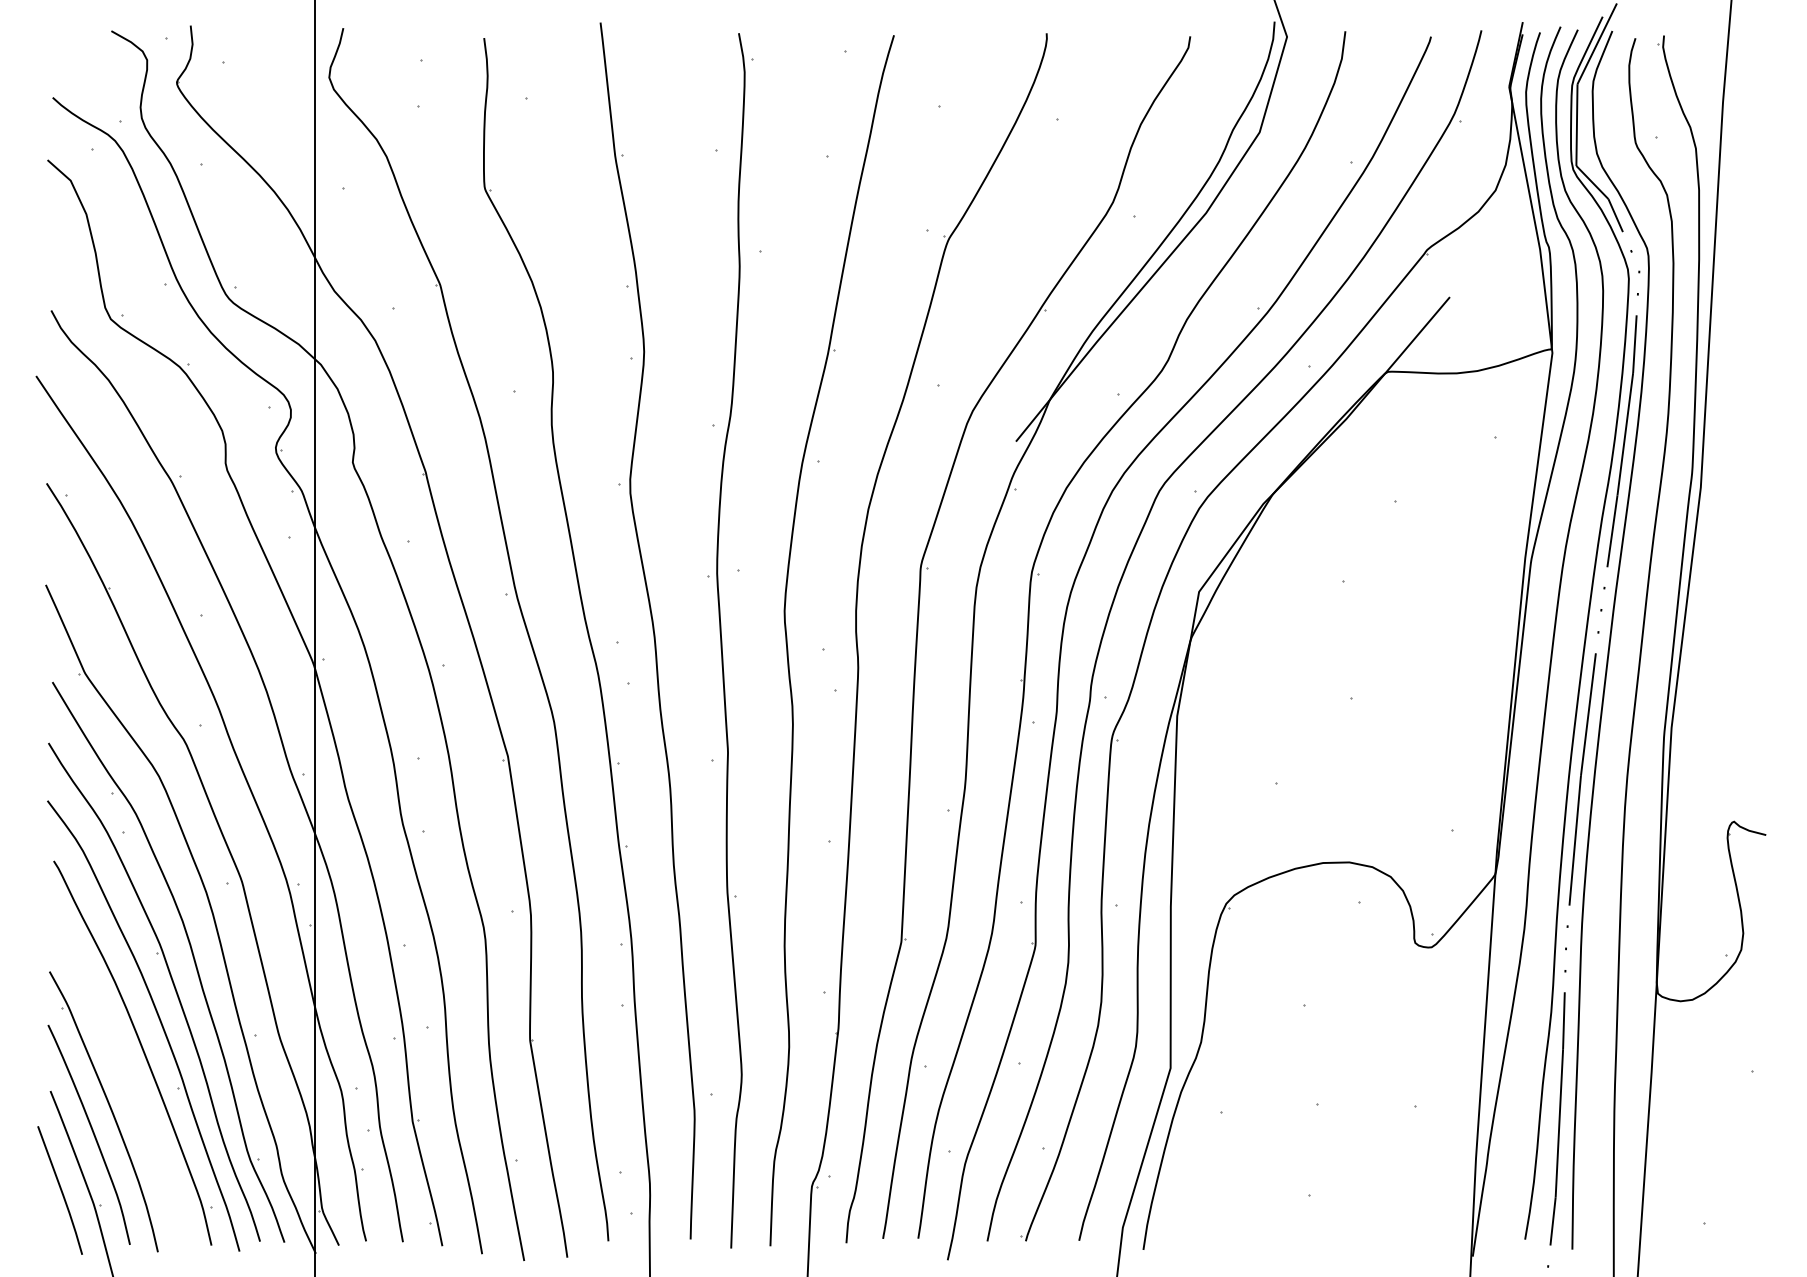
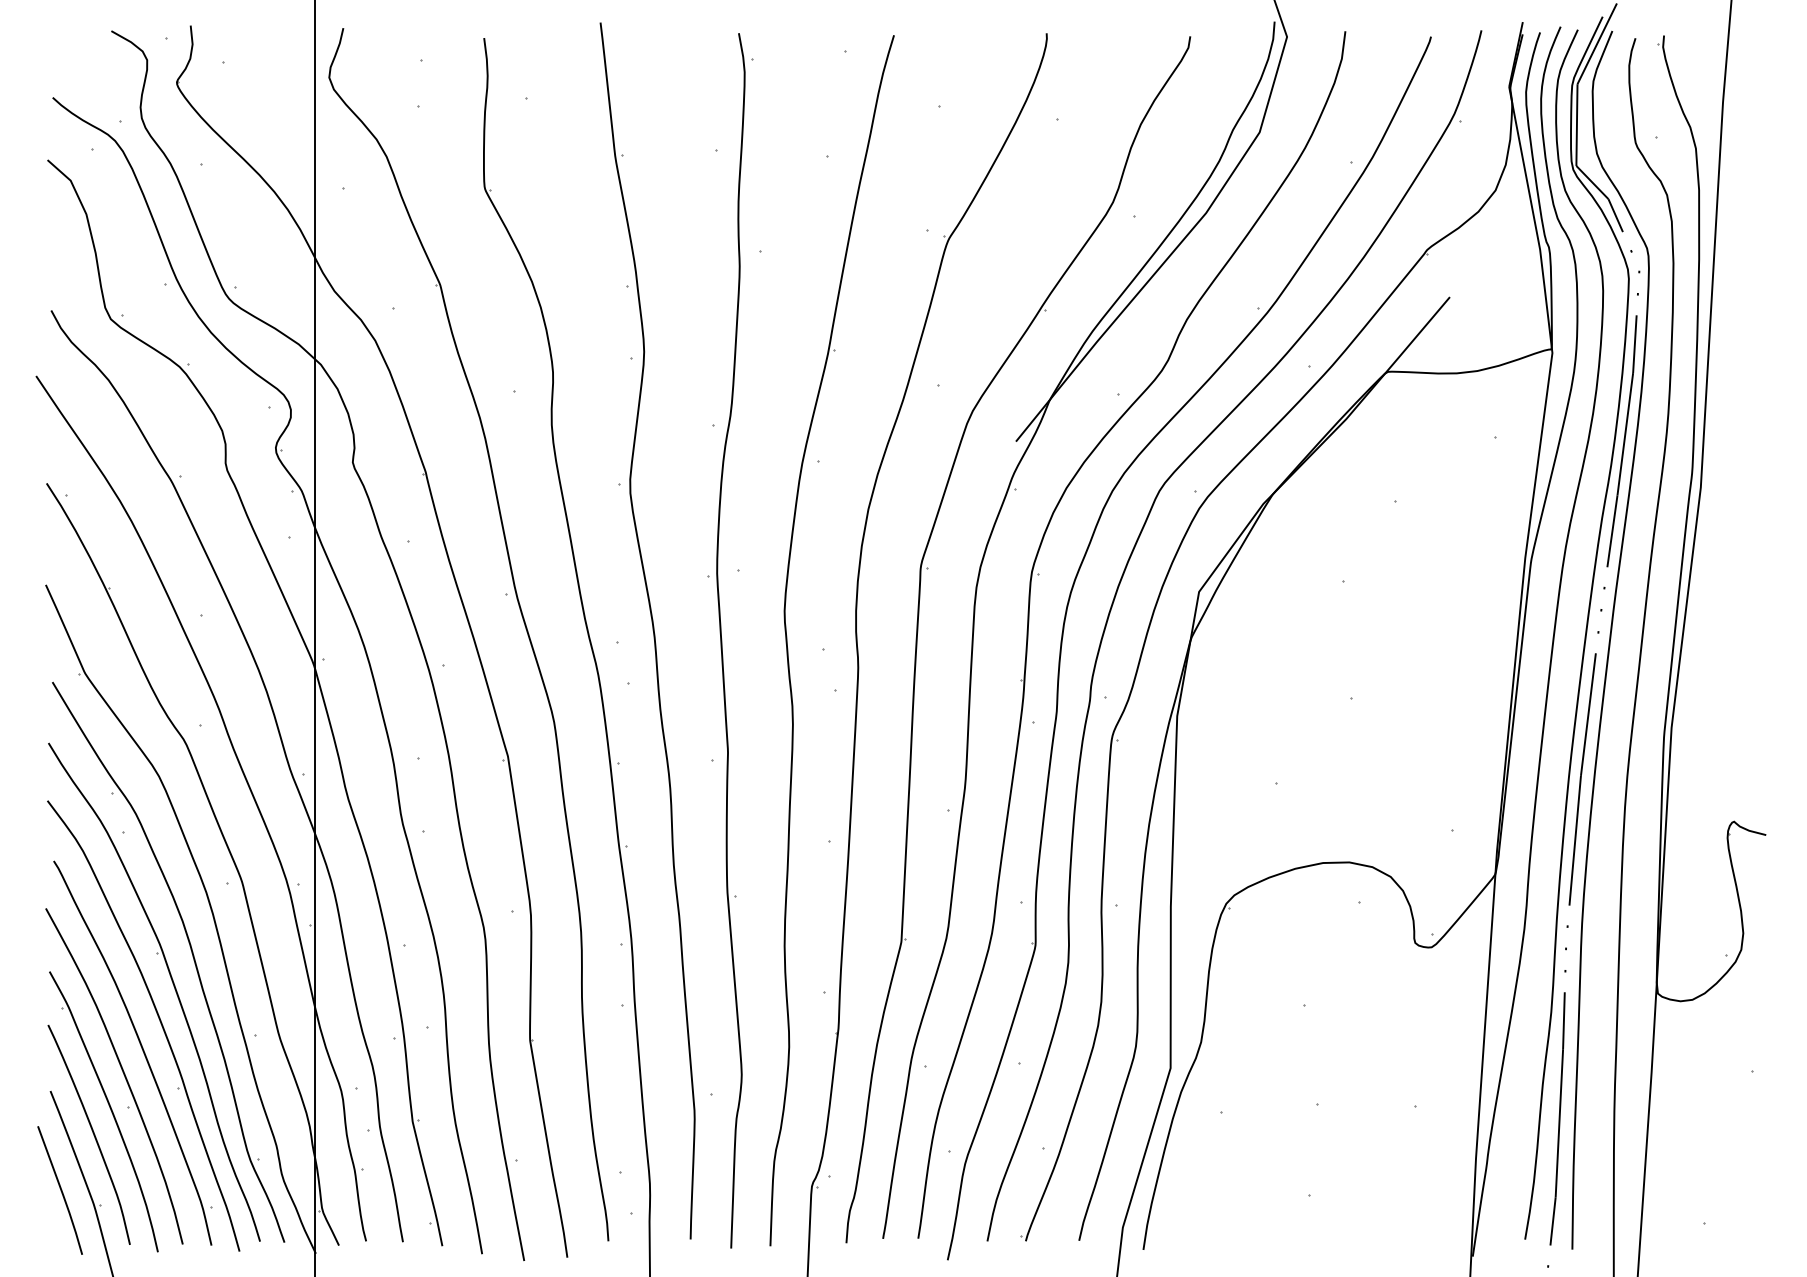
part: none -> present (122, 1072)
